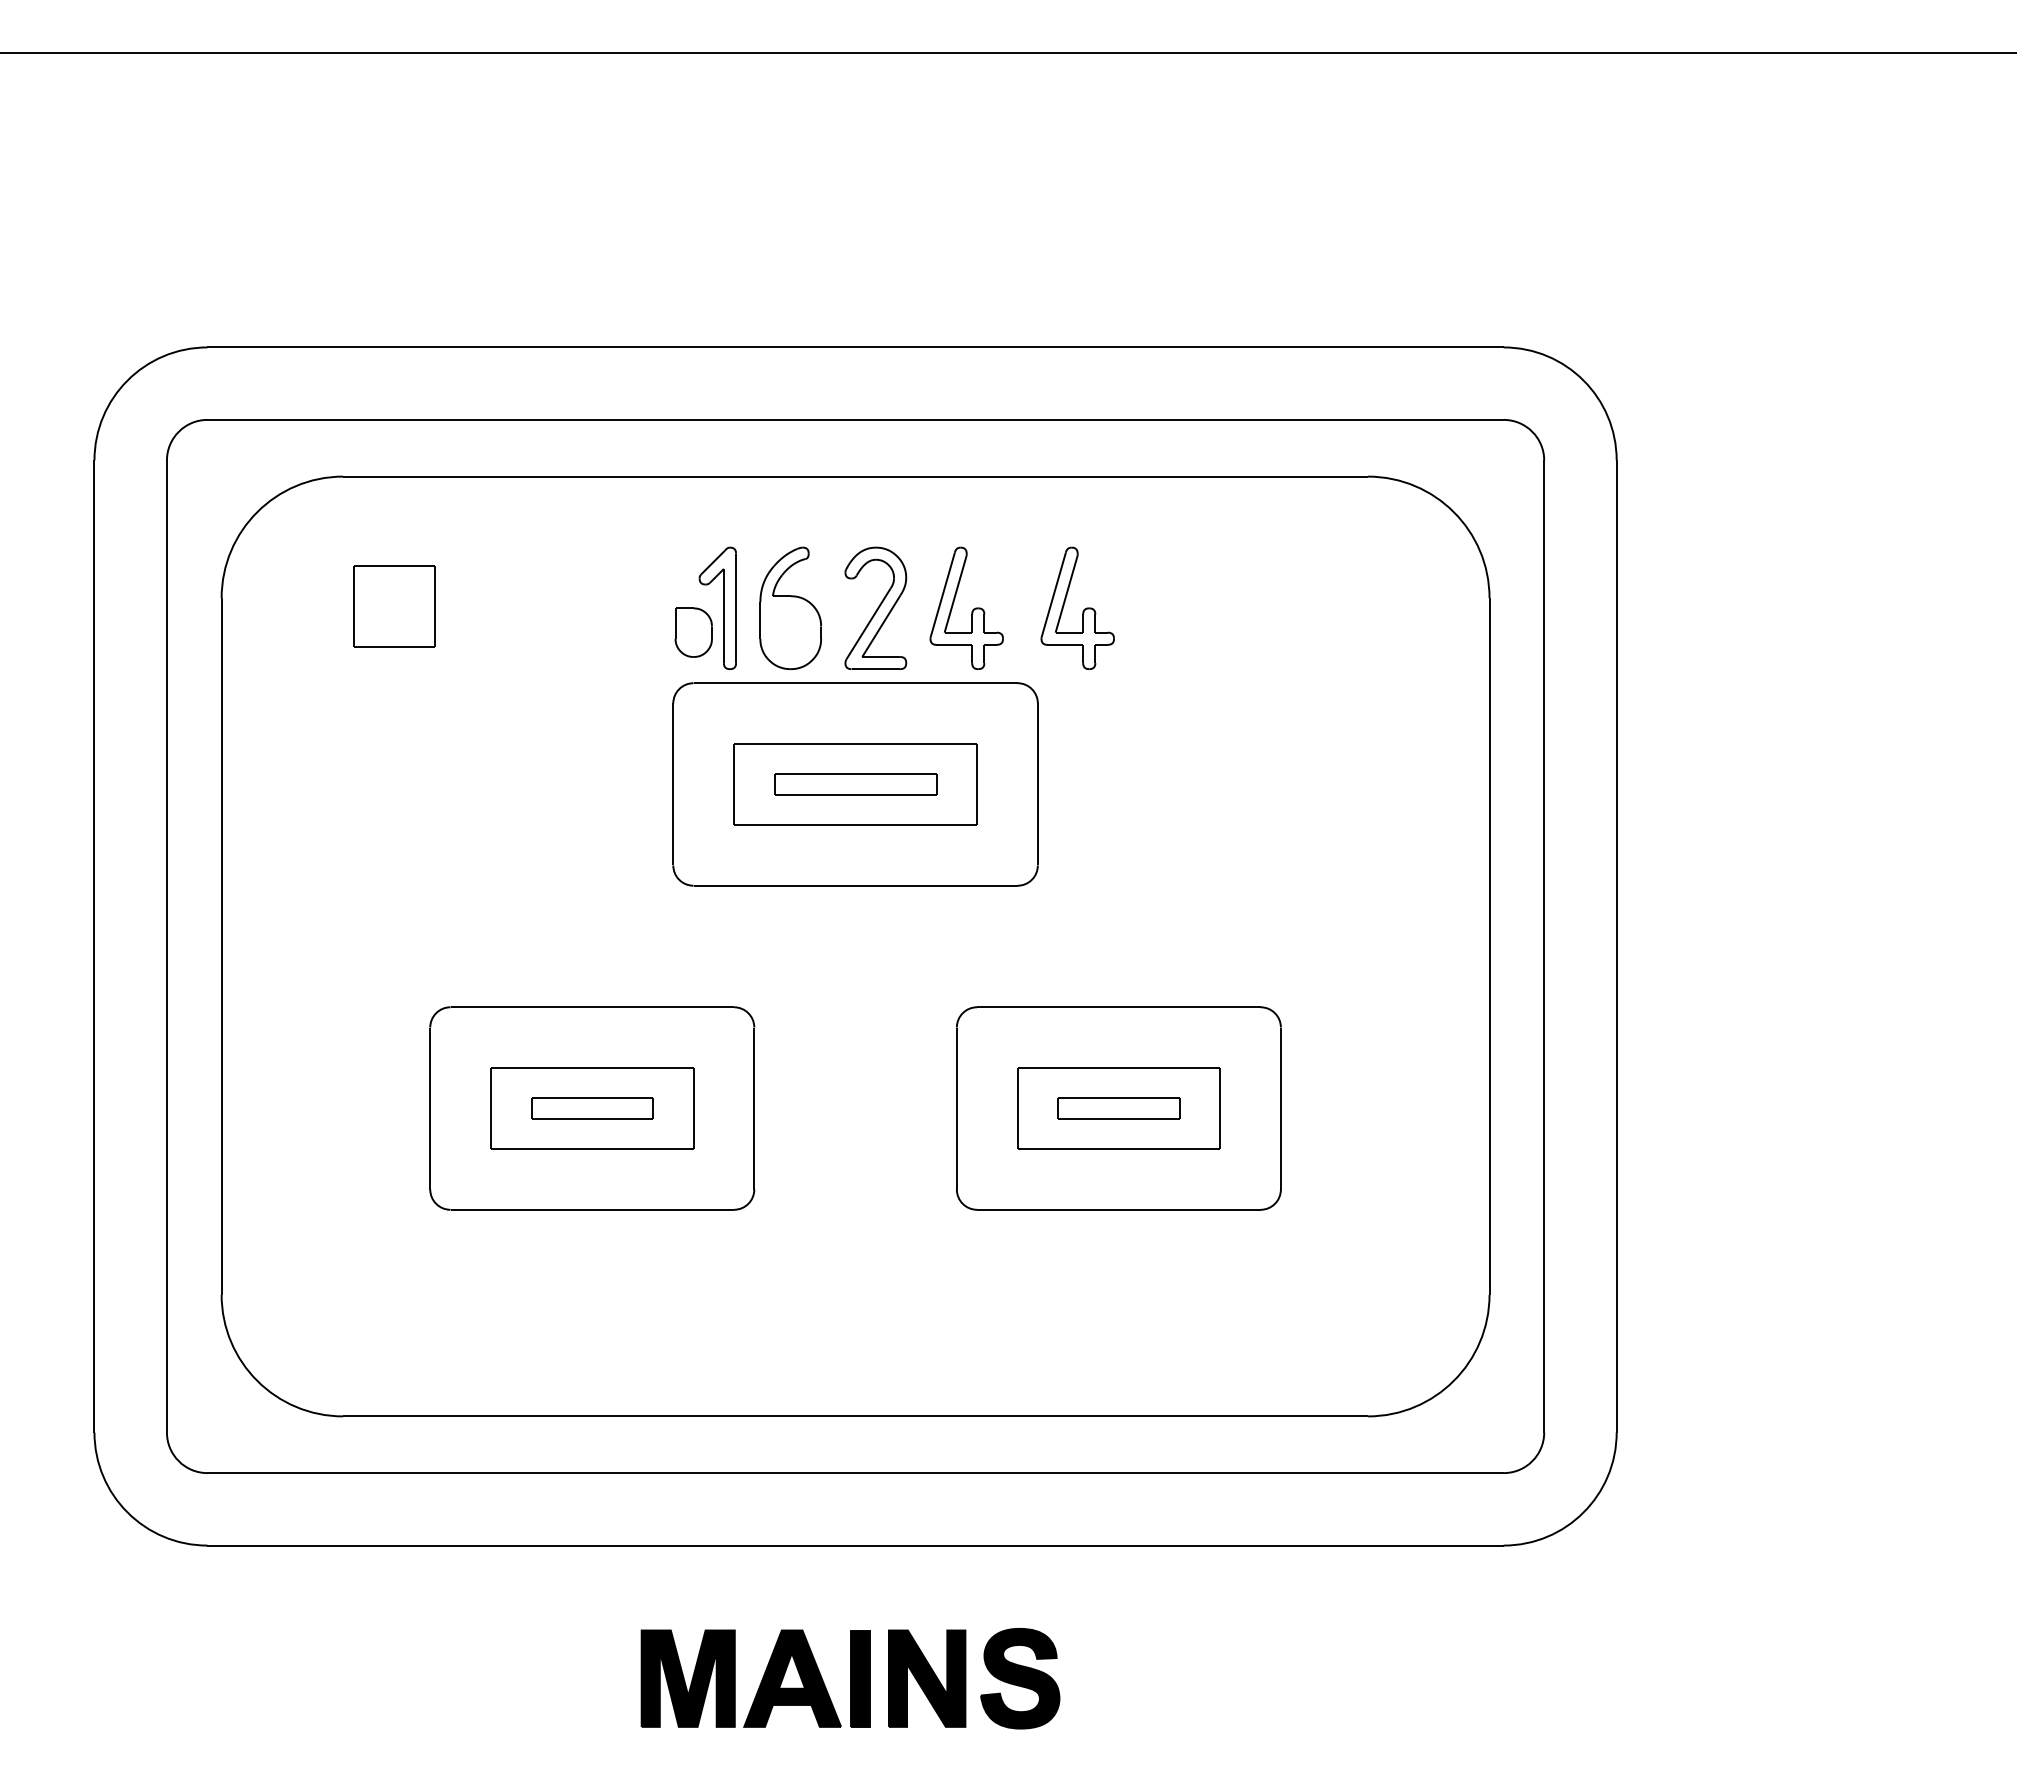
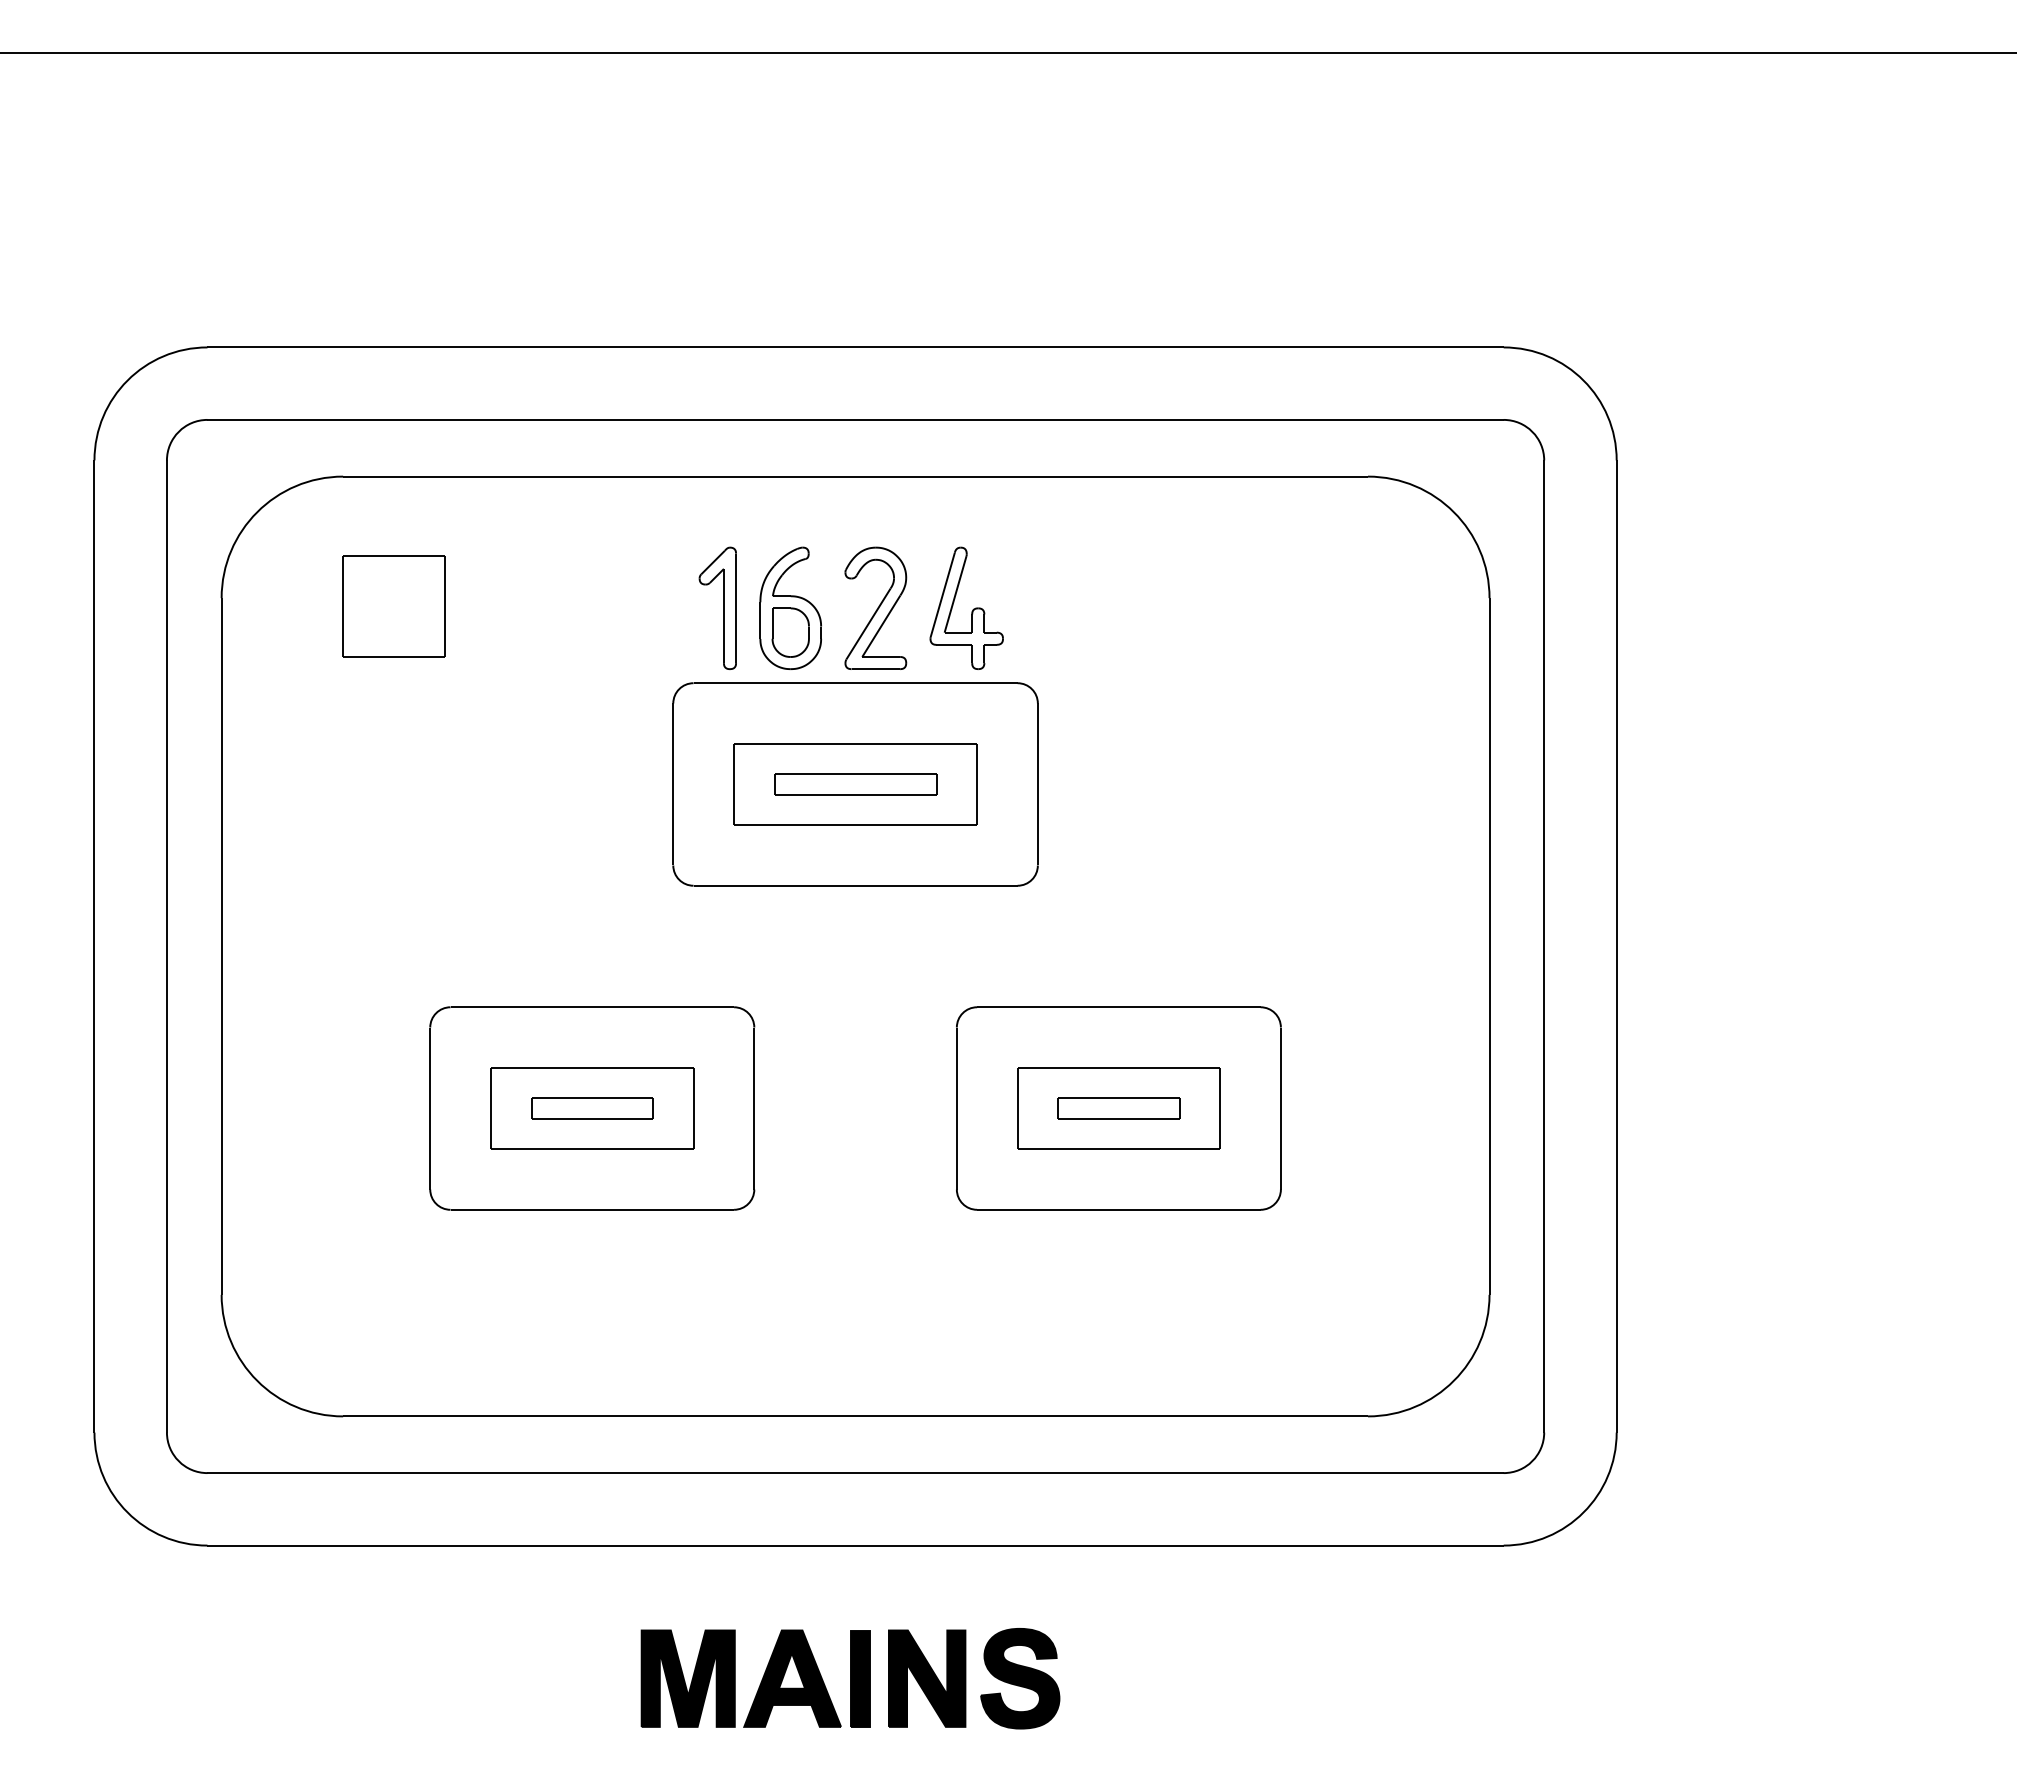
part size: 83x83 px -> 104x103 px (393, 606)
part: present -> none (1083, 609)
part position: (693, 632) -> (790, 632) (790, 632)
